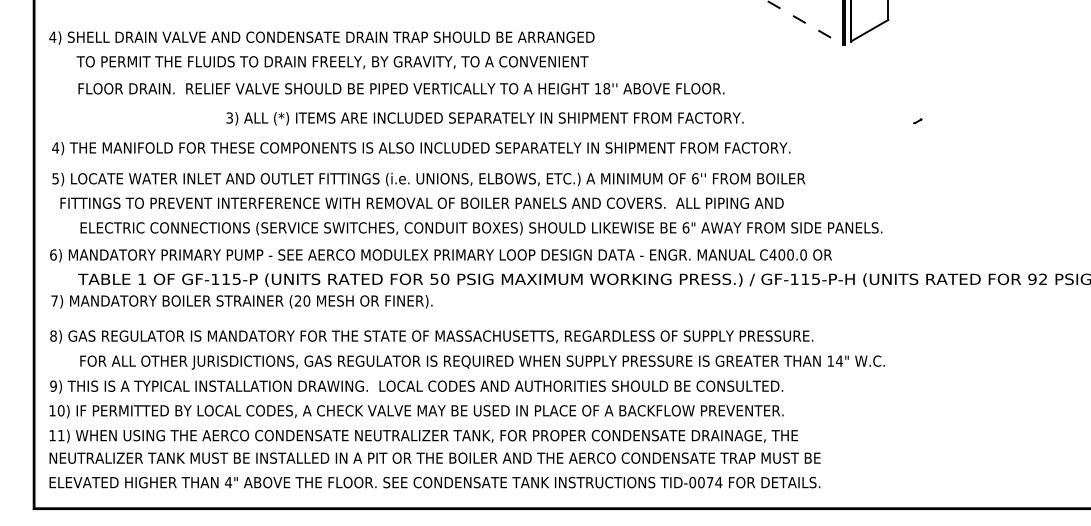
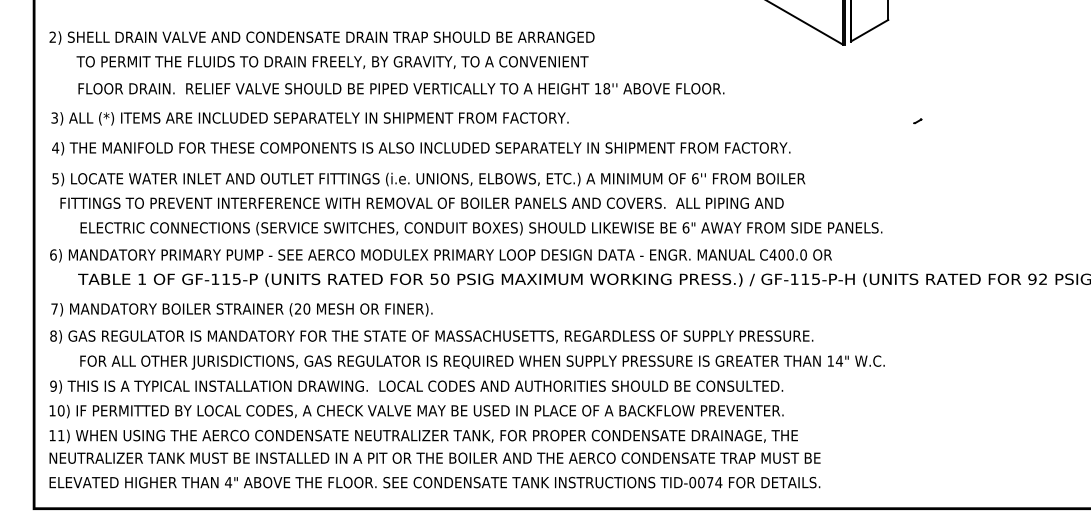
line: dashed -> solid (805, 22)
text: 4) -> 2) (52, 36)
text position: (484, 118) -> (309, 118) (309, 118)
text position: (241, 301) -> (241, 309) (241, 309)
